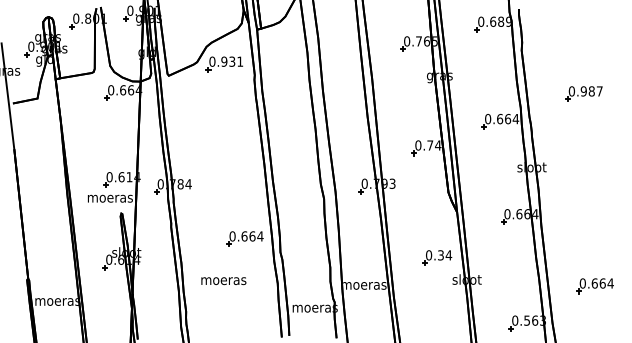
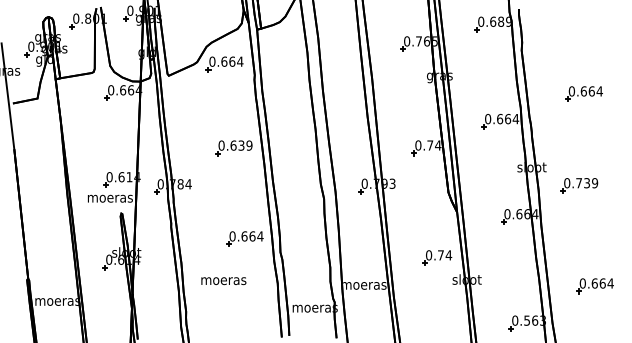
text: 0.931 -> 0.664 (232, 61)
text: 0.987 -> 0.664 (591, 91)
part: none -> present (233, 148)
part: none -> present (579, 185)
text: 0.34 -> 0.74 (440, 255)
